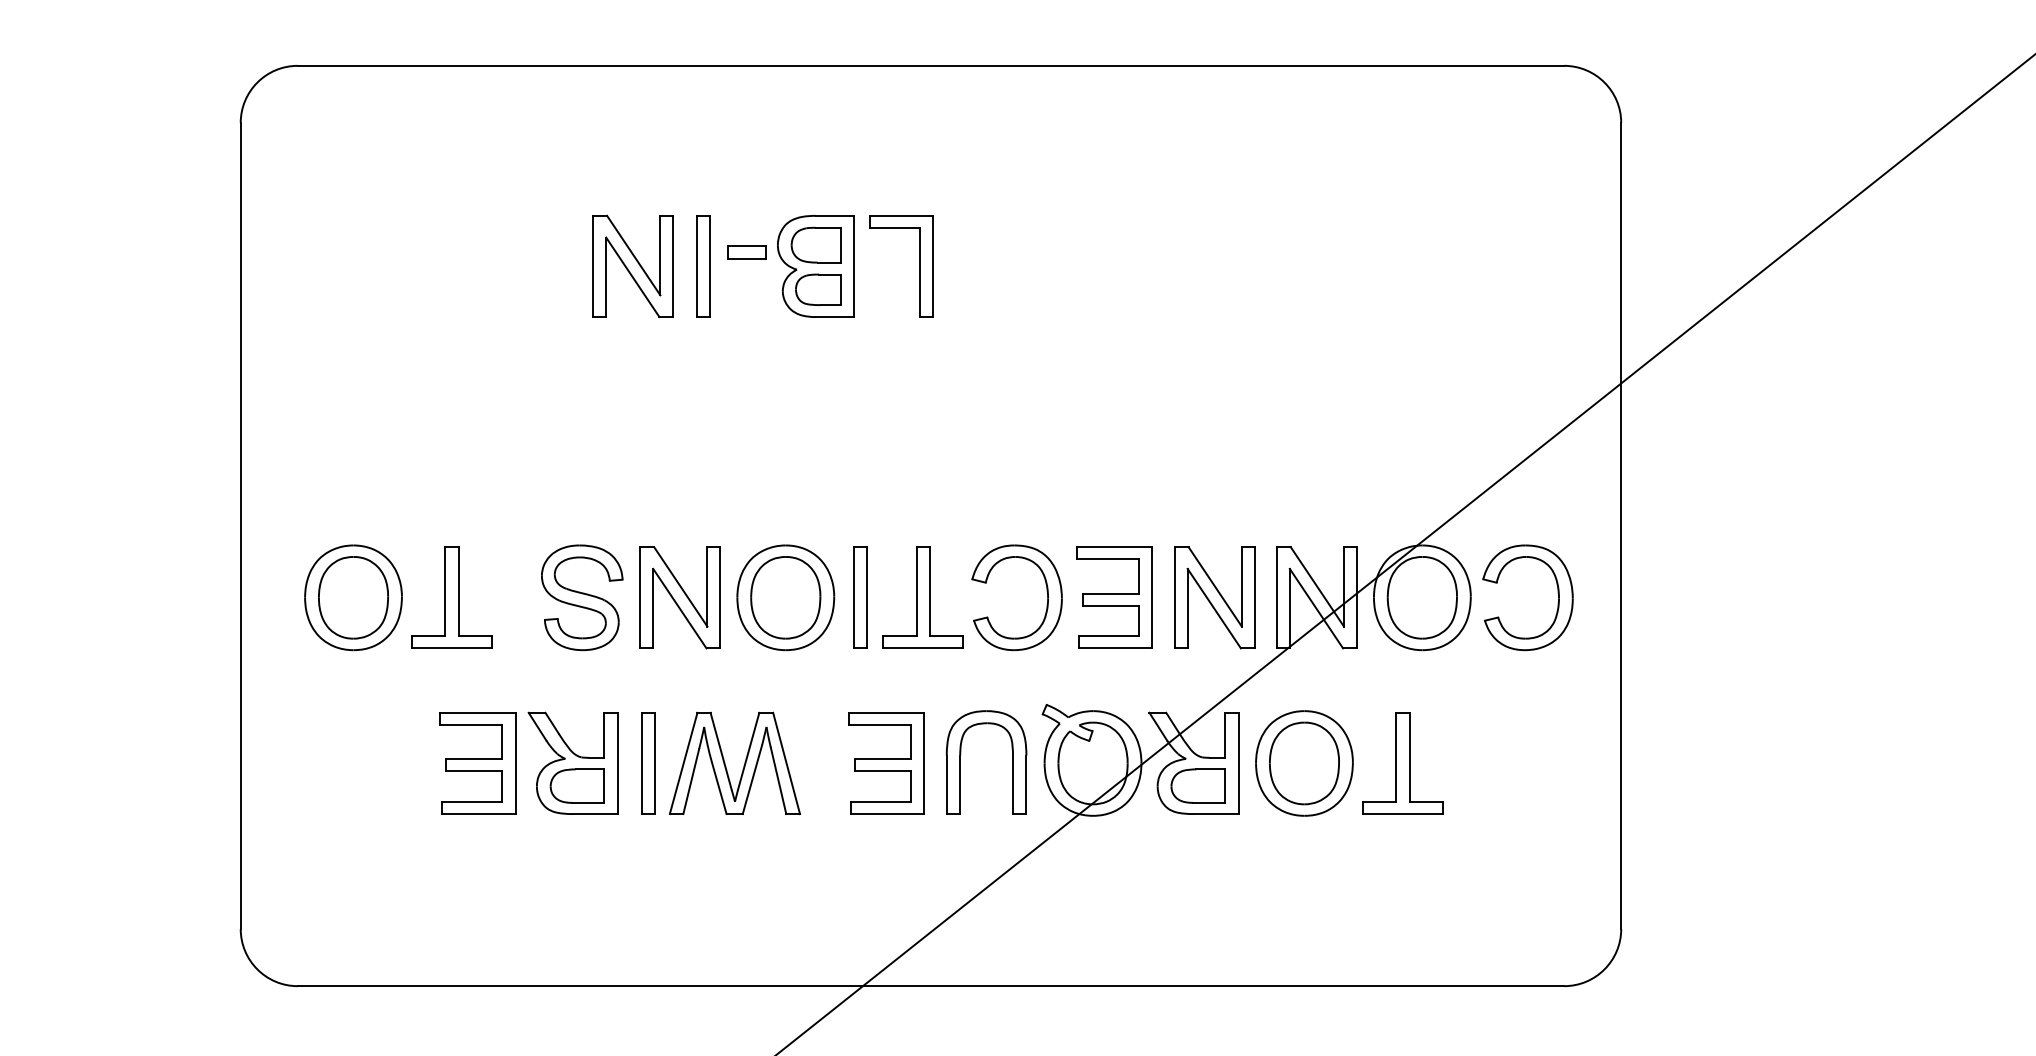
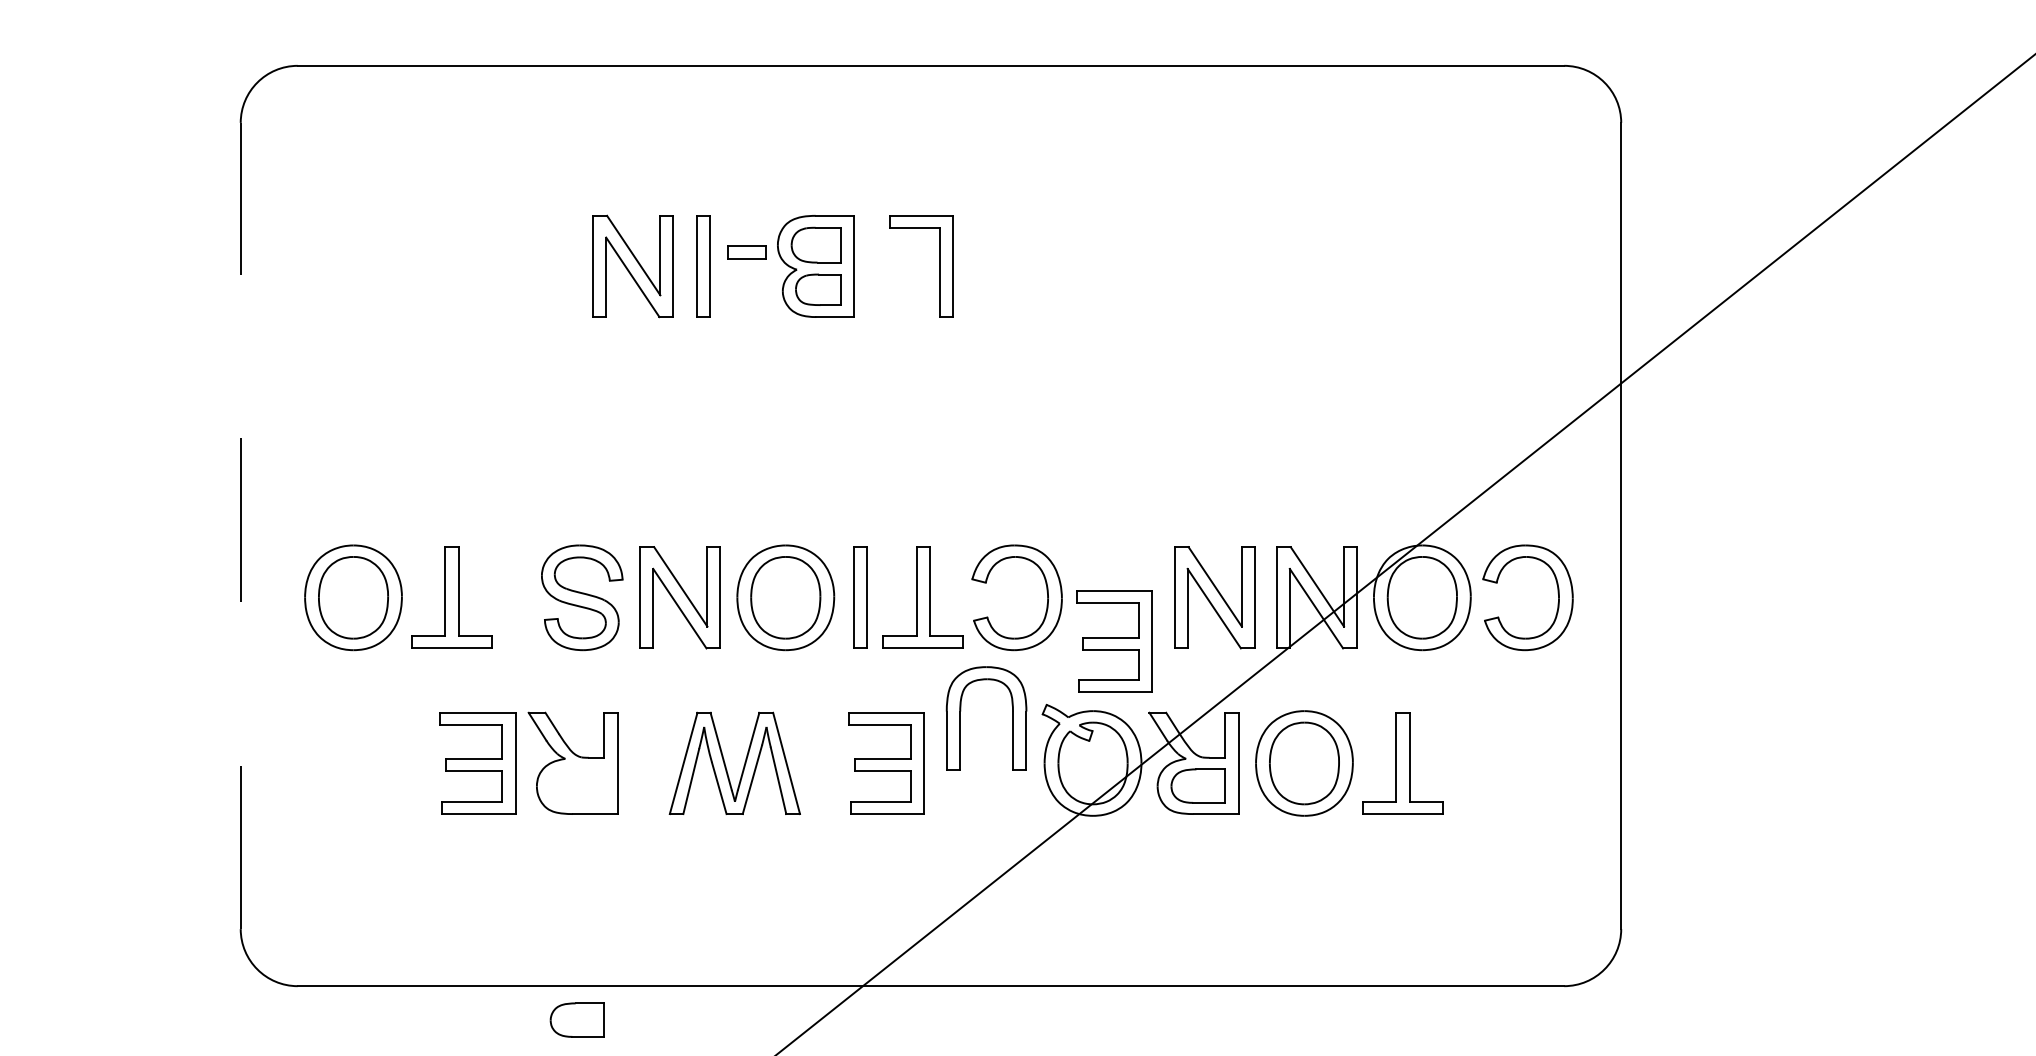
part position: (919, 266) -> (939, 266) (939, 266)
line: solid -> dashed (240, 525)
part position: (1114, 597) -> (1114, 641) (1114, 641)
part position: (961, 755) -> (961, 711) (961, 711)
part: present -> none (648, 763)
part position: (576, 785) -> (576, 1019) (576, 1019)
